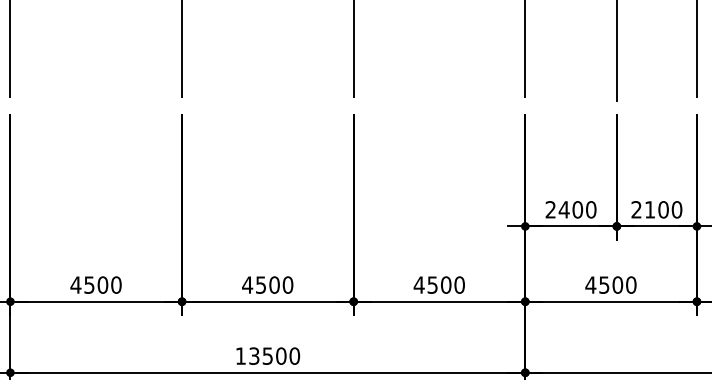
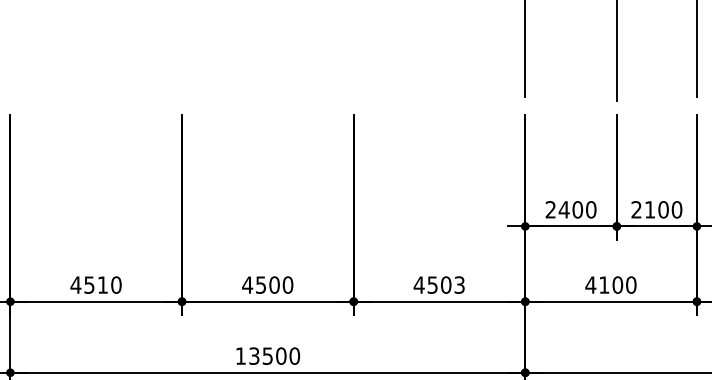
line: present -> none (10, 50)
line: present -> none (182, 50)
line: present -> none (353, 50)
text: 4500 -> 4510 (102, 284)
text: 4500 -> 4503 (459, 284)
text: 4500 -> 4100 (604, 284)
